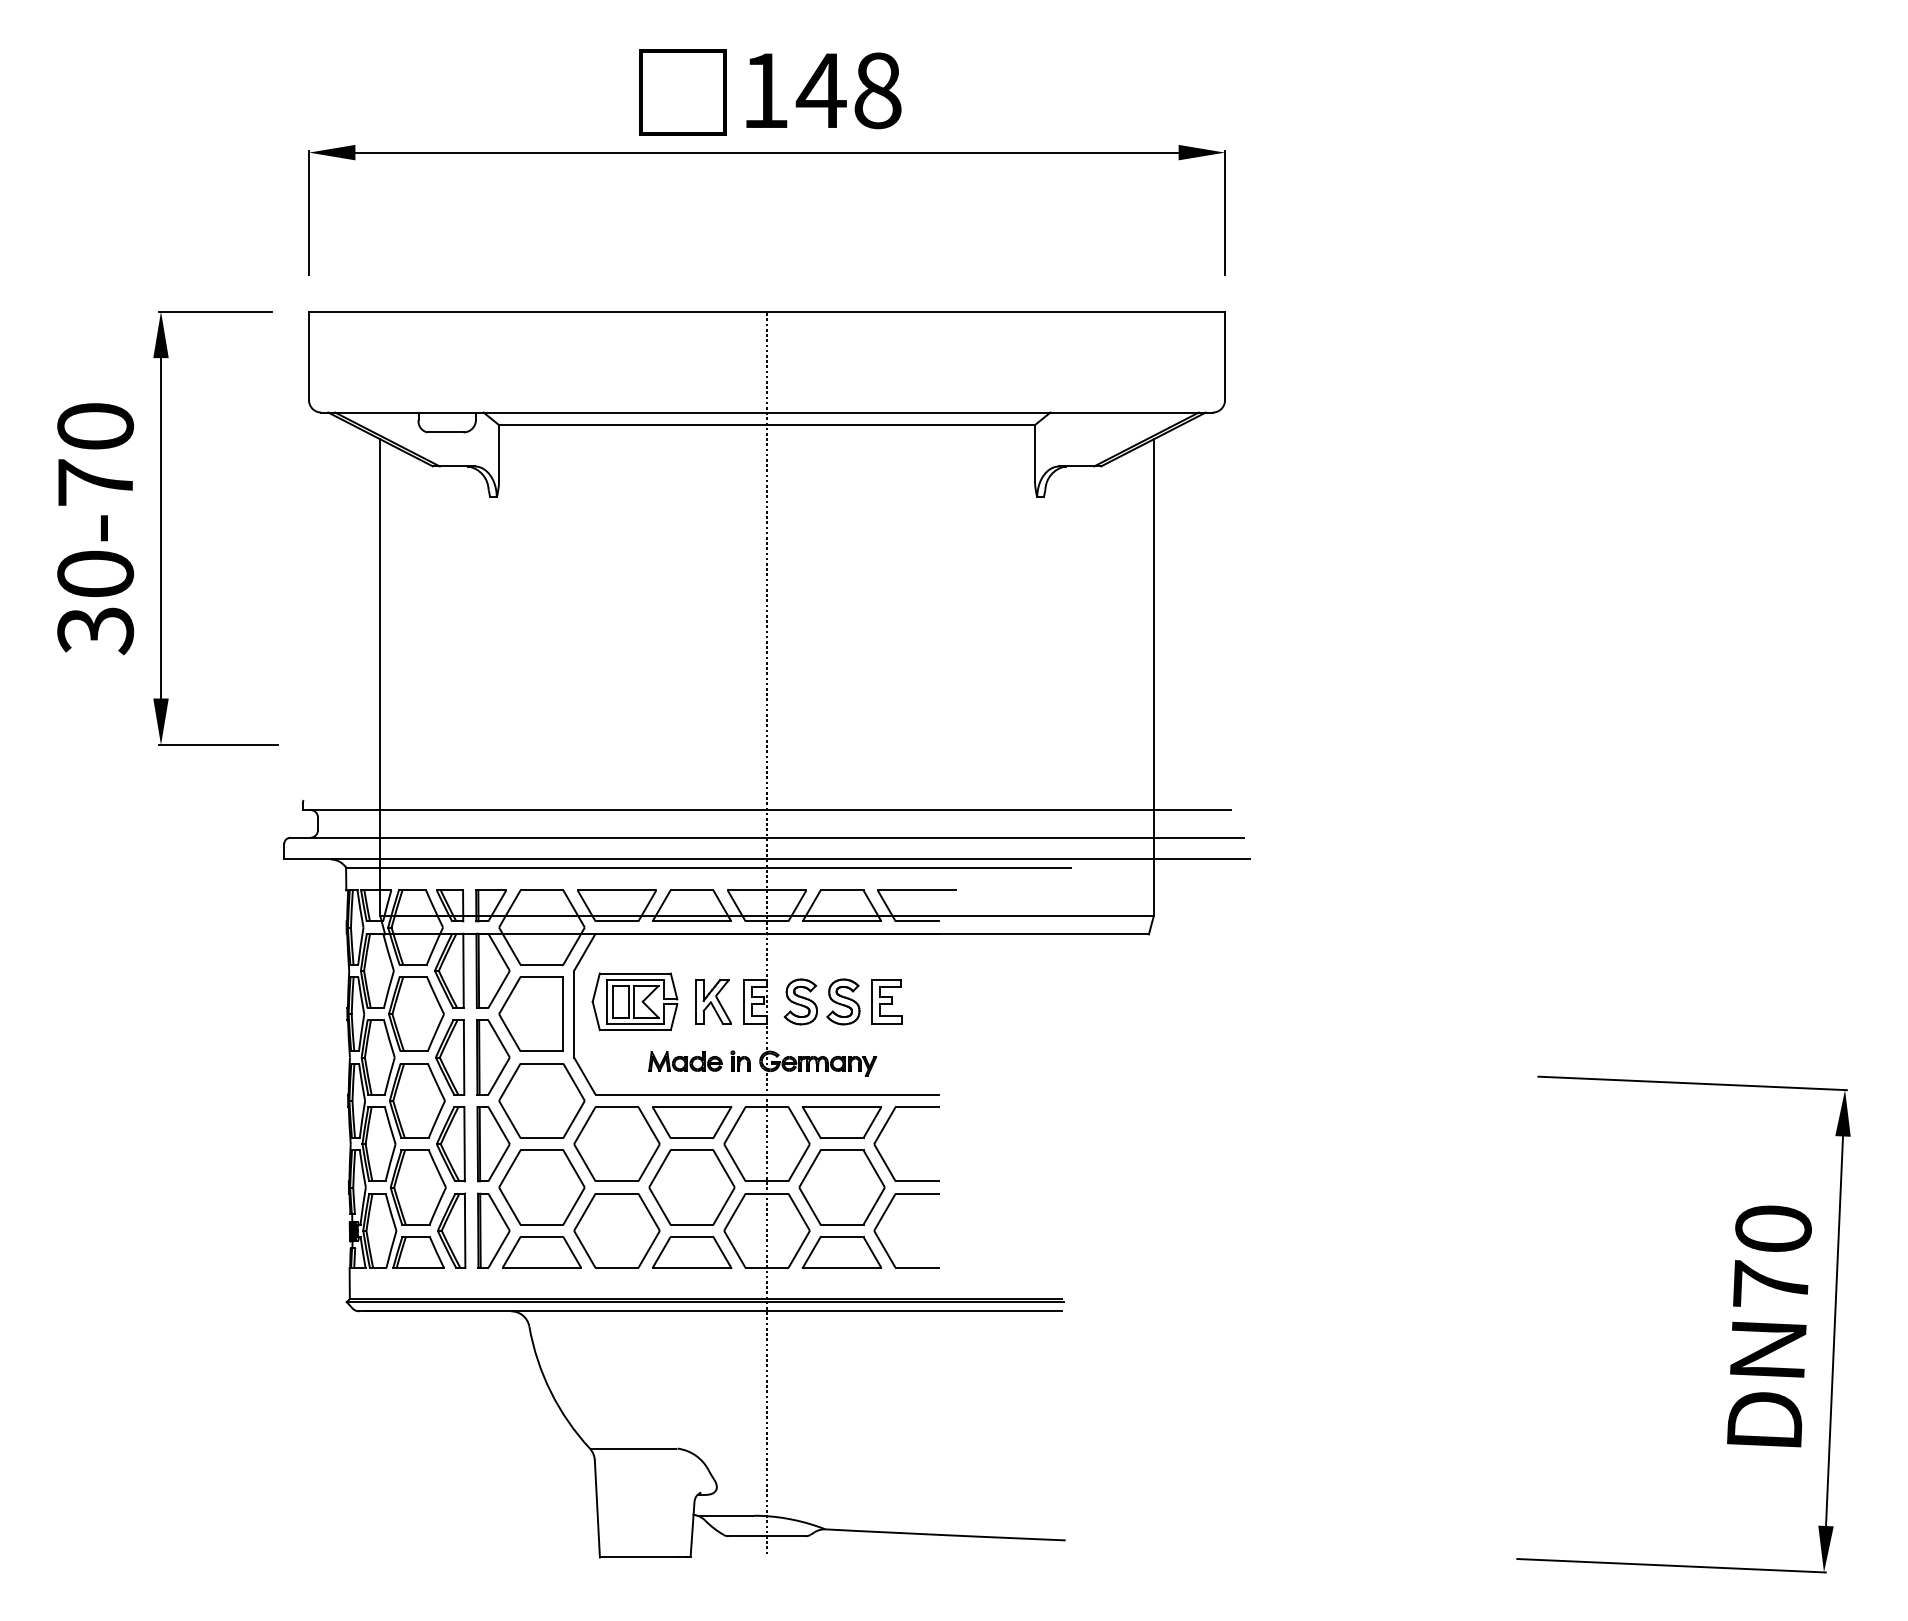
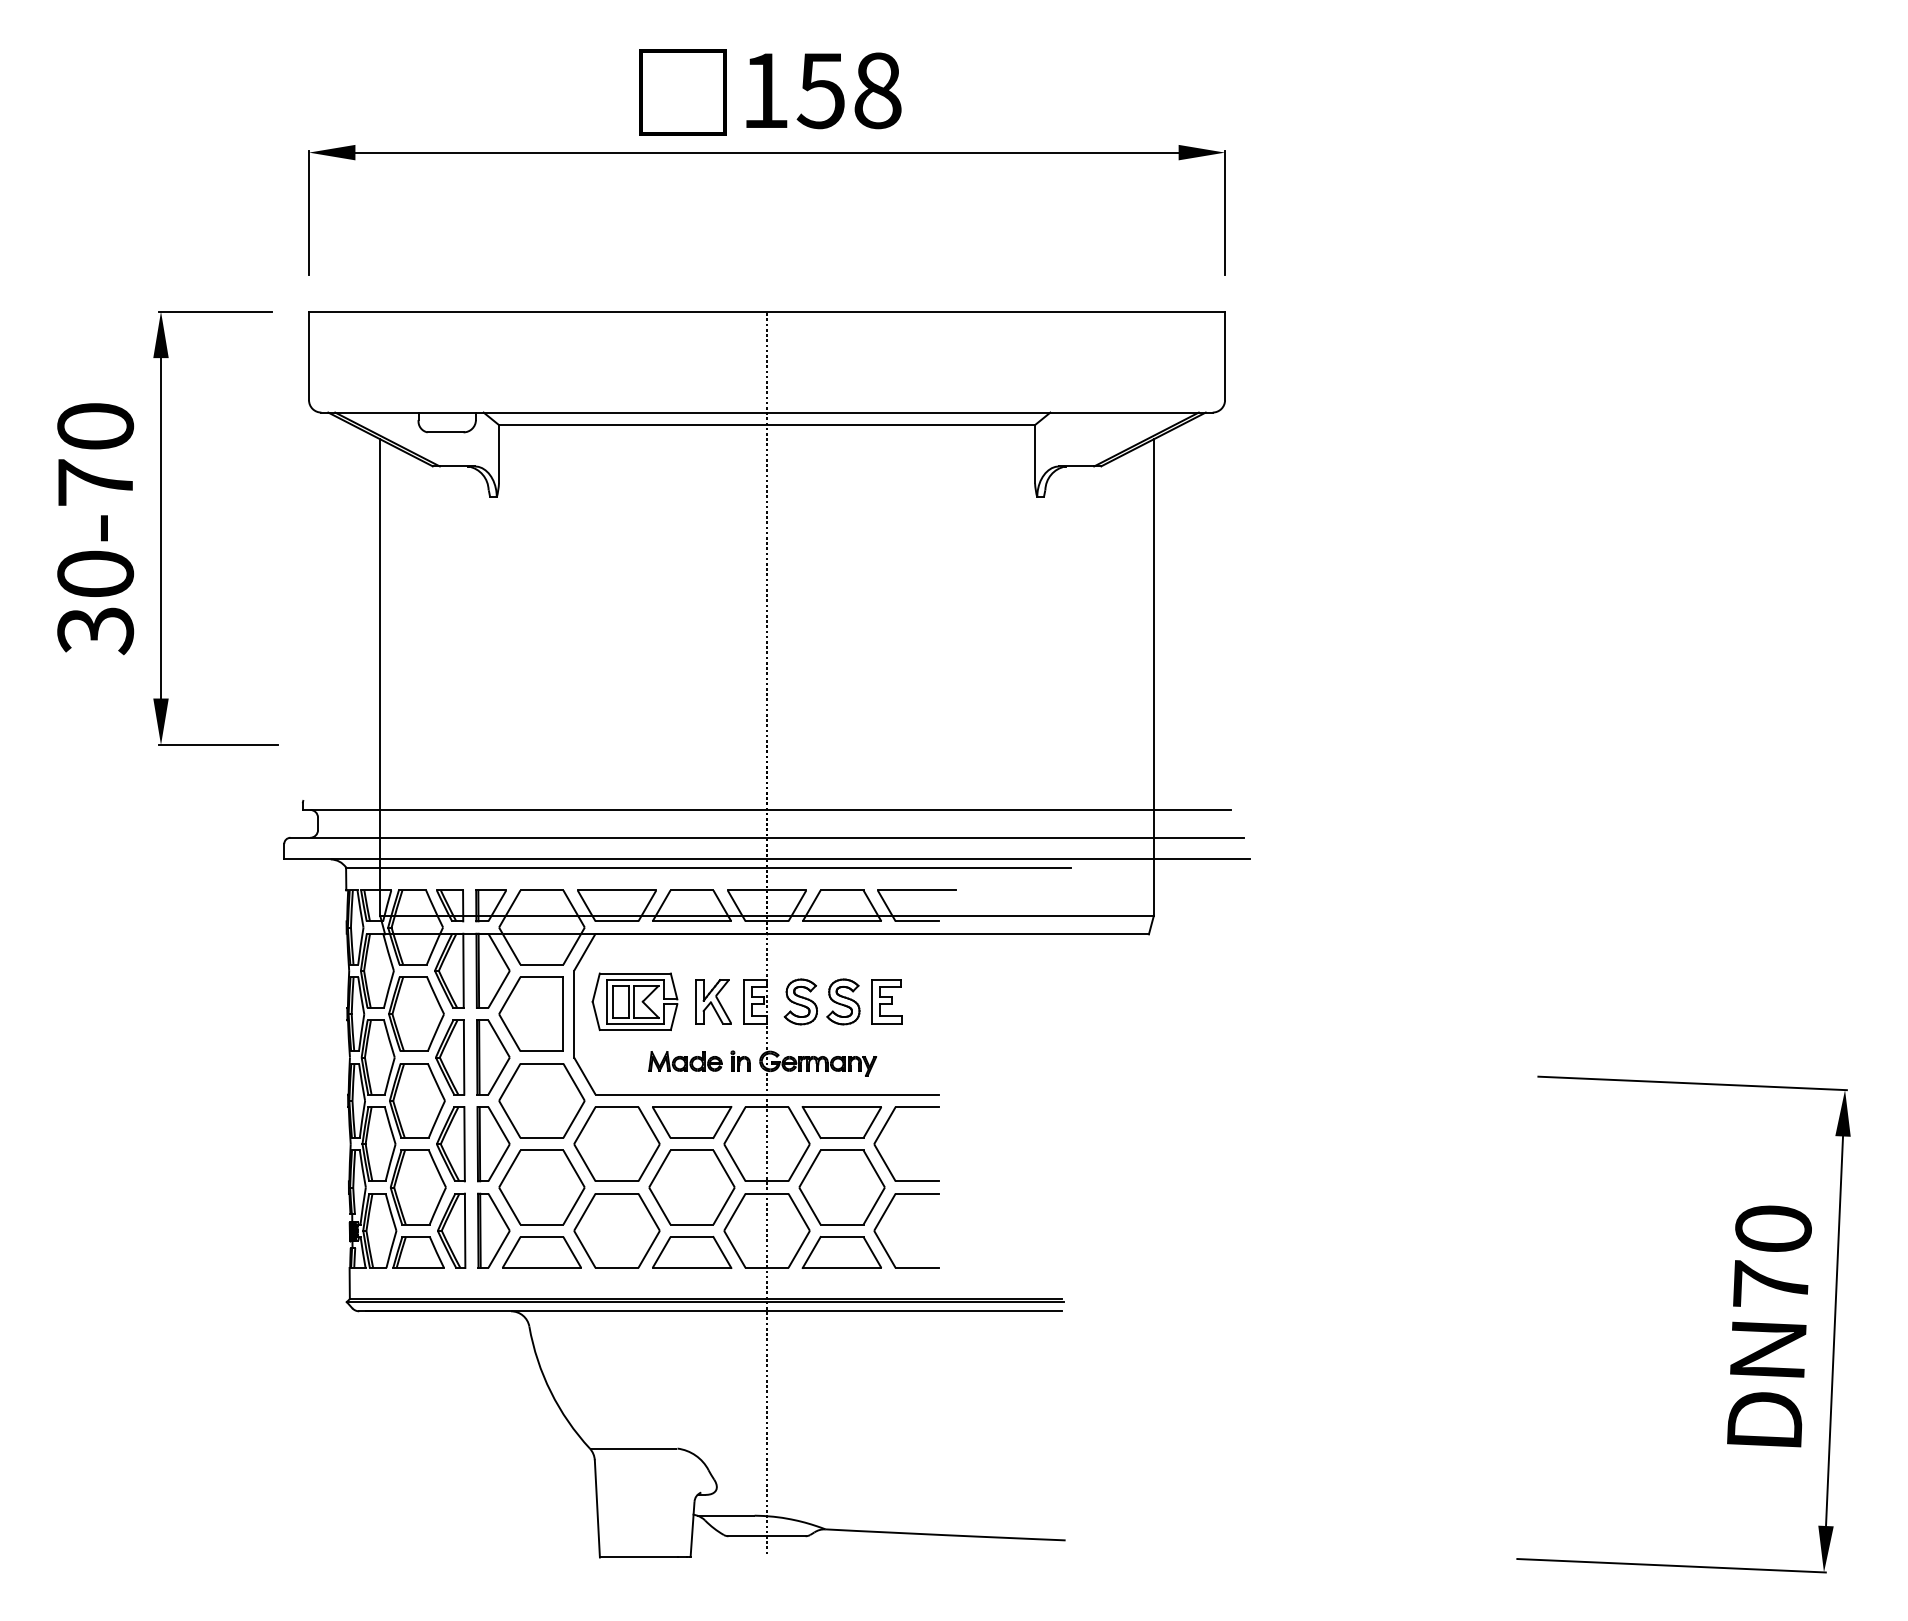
text: 148 -> 158 (820, 91)
